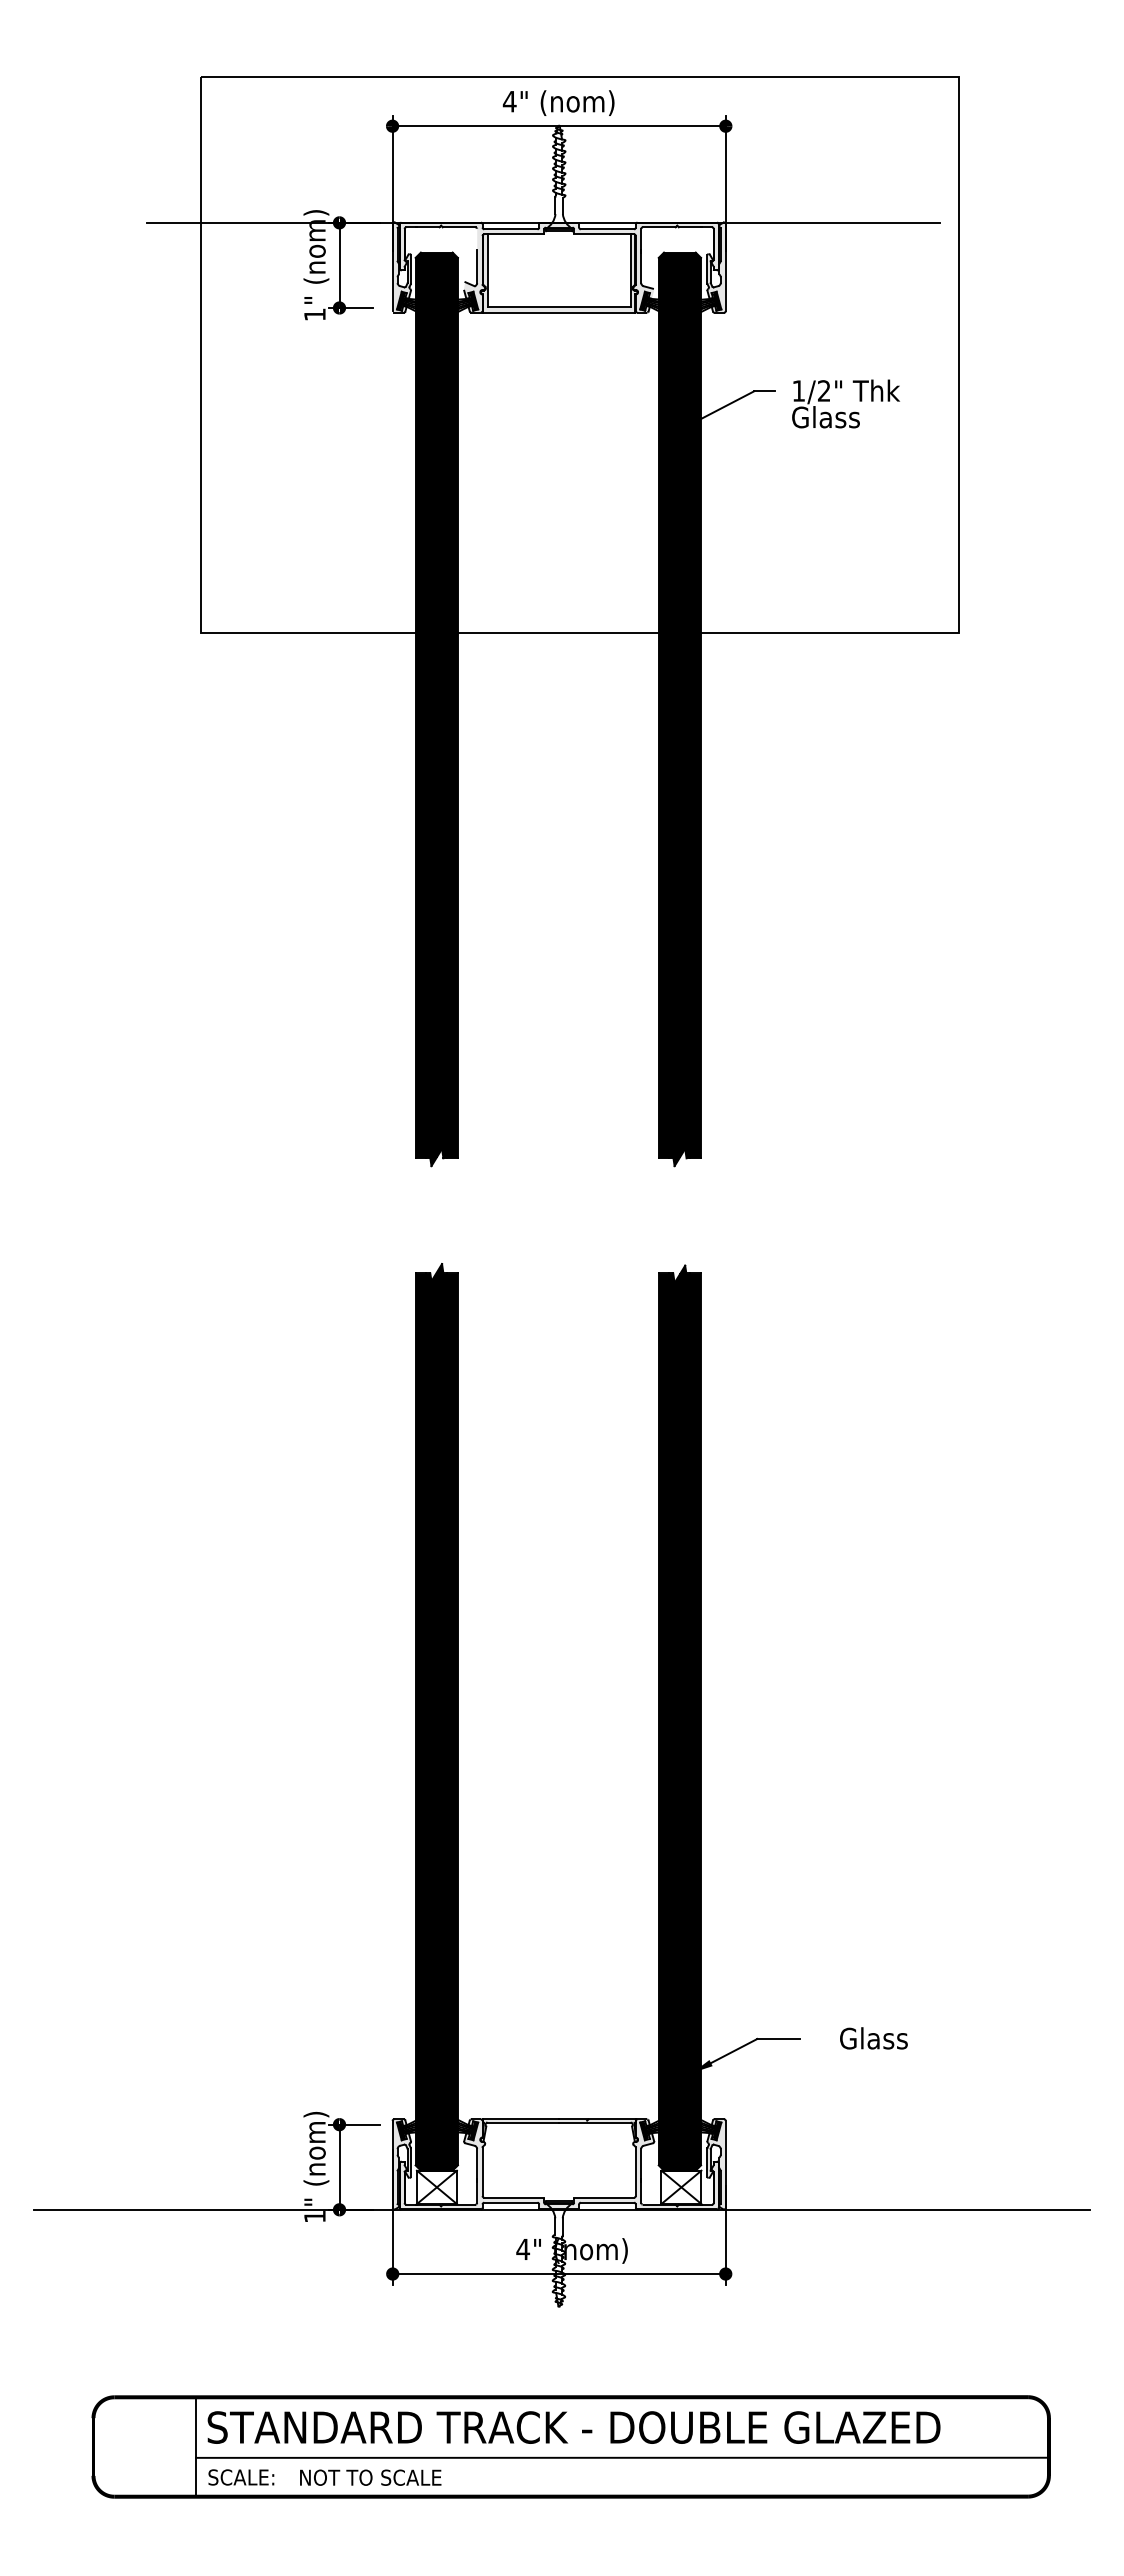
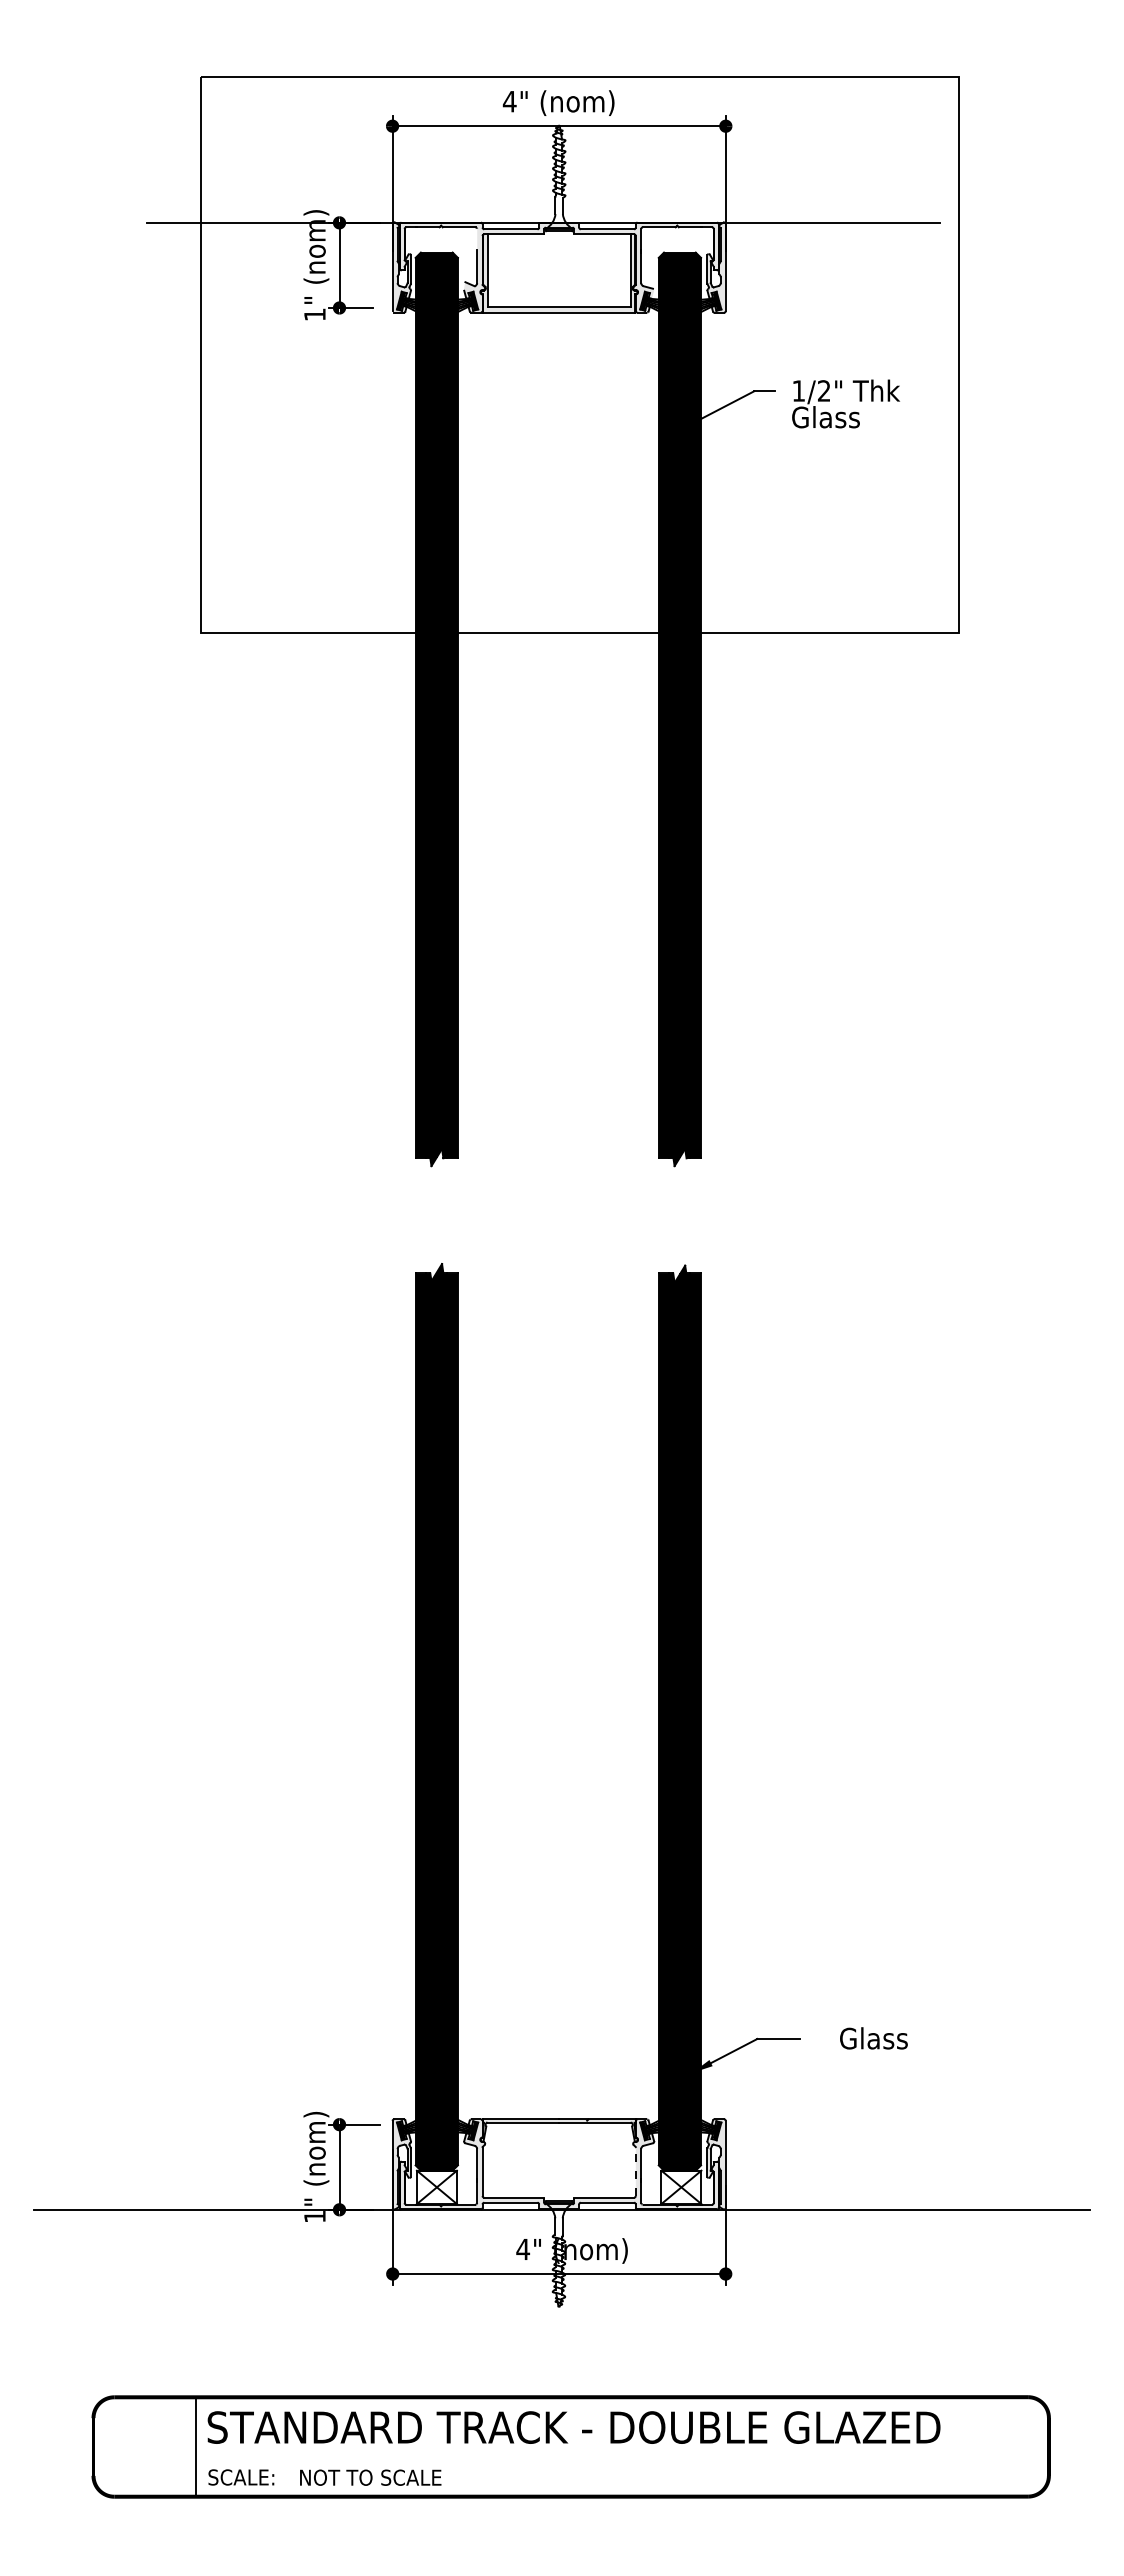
line: solid -> dashed (635, 2171)
line: present -> none (622, 2457)
